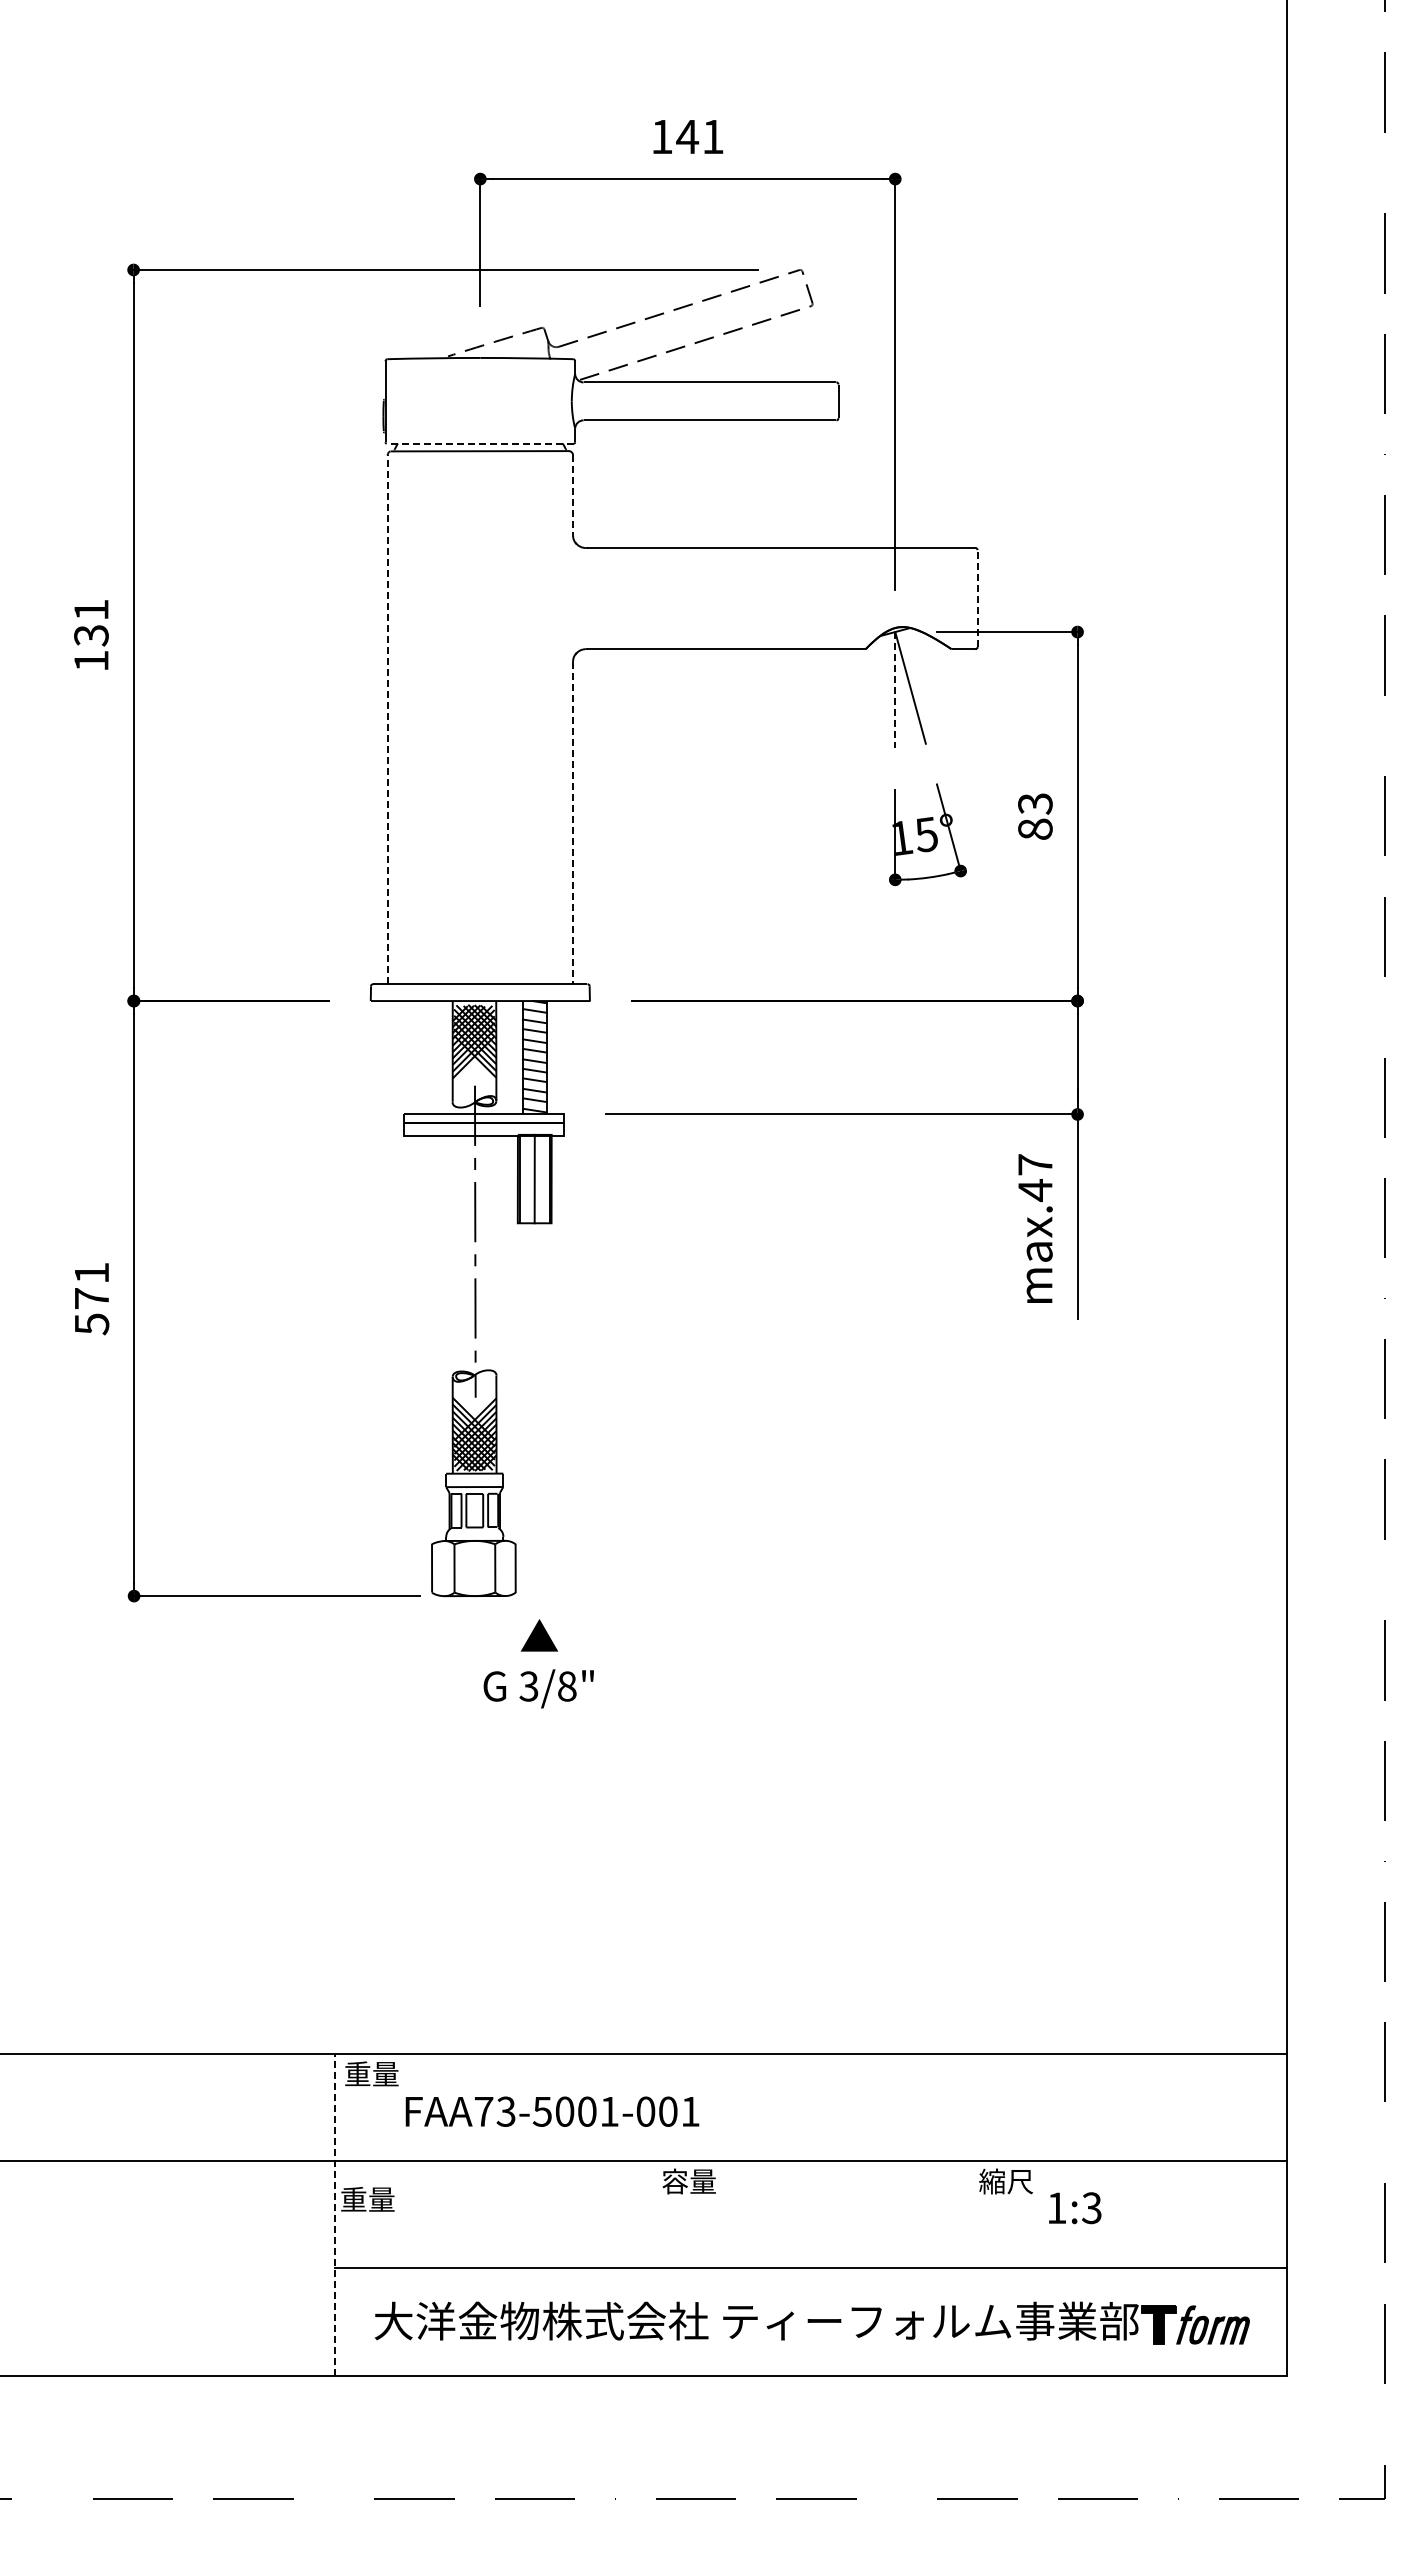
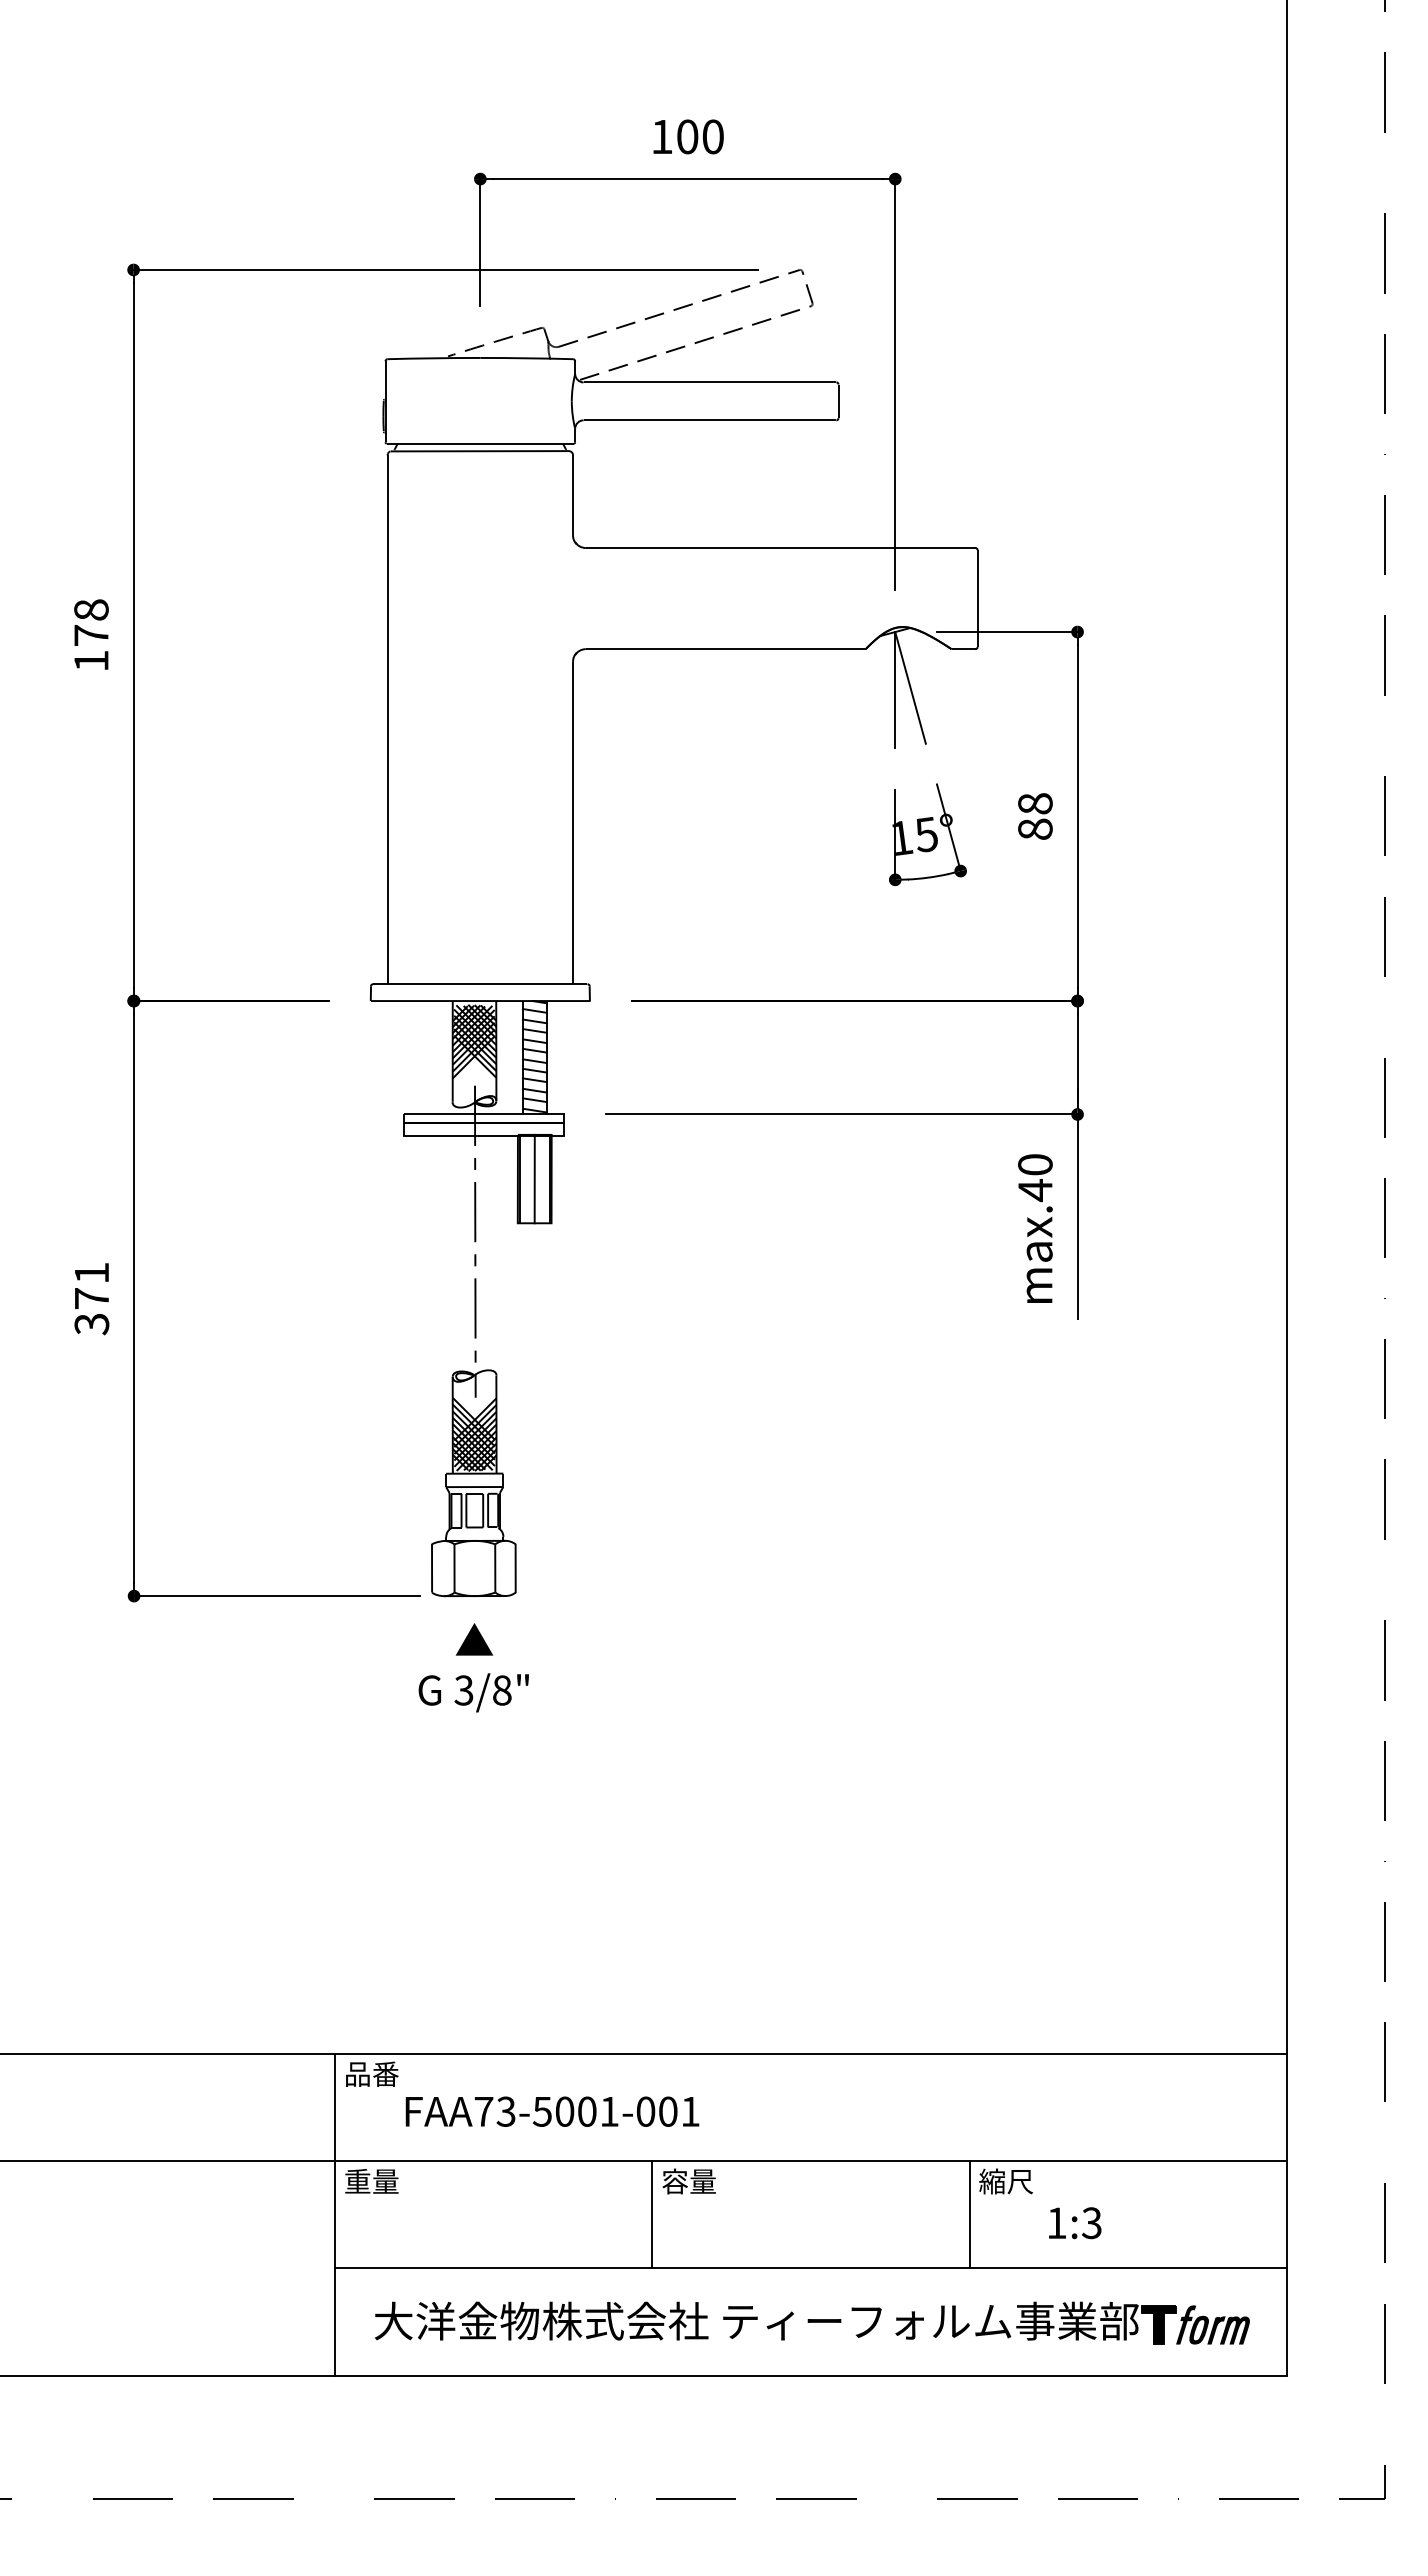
text: 141 -> 100 (699, 136)
line: dashed -> solid (480, 443)
line: dashed -> solid (573, 495)
line: dashed -> solid (977, 597)
text: 131 -> 178 (91, 622)
line: dashed -> solid (895, 690)
line: dashed -> solid (387, 719)
text: 83 -> 88 (1035, 803)
line: dashed -> solid (573, 823)
text: max.47 -> max.40 (1035, 1164)
text: 571 -> 371 (91, 1324)
text position: (538, 1663) -> (473, 1667) (473, 1667)
text: 重量 -> 品番 (371, 2073)
text position: (367, 2199) -> (371, 2181) (371, 2181)
text position: (1075, 2208) -> (1075, 2223) (1075, 2223)
line: dashed -> solid (334, 2214)
line: none -> present (652, 2214)
line: none -> present (969, 2214)
